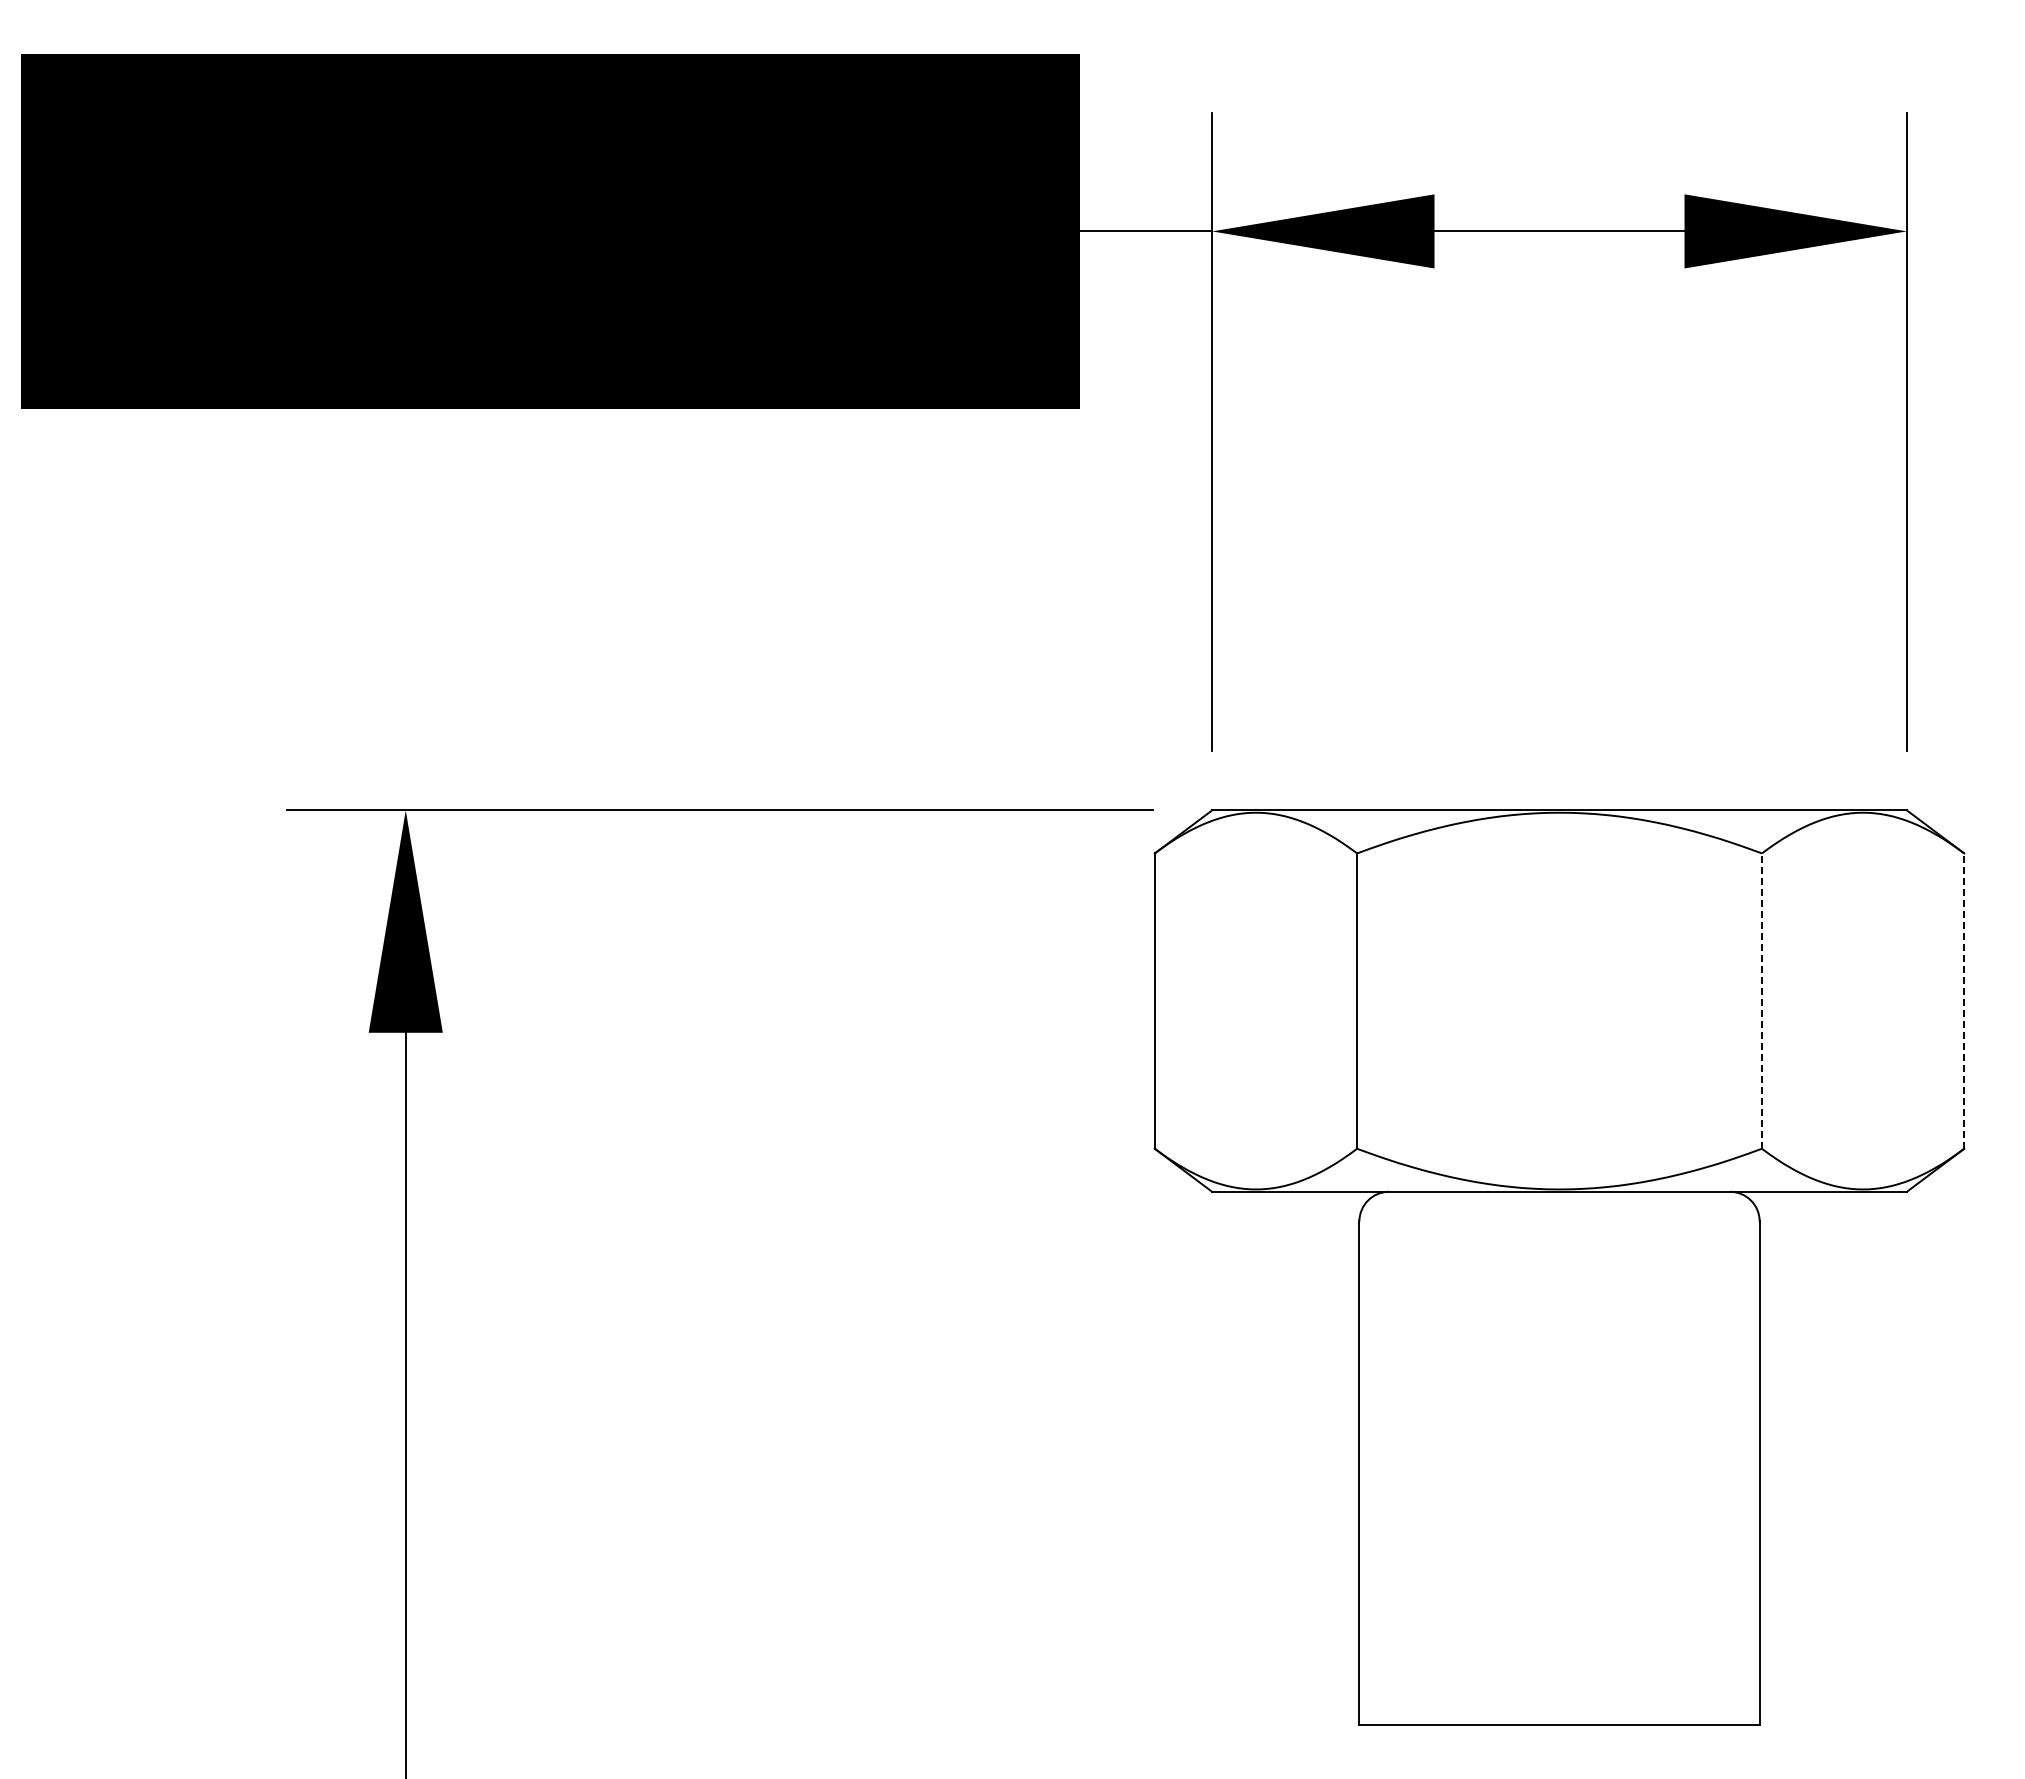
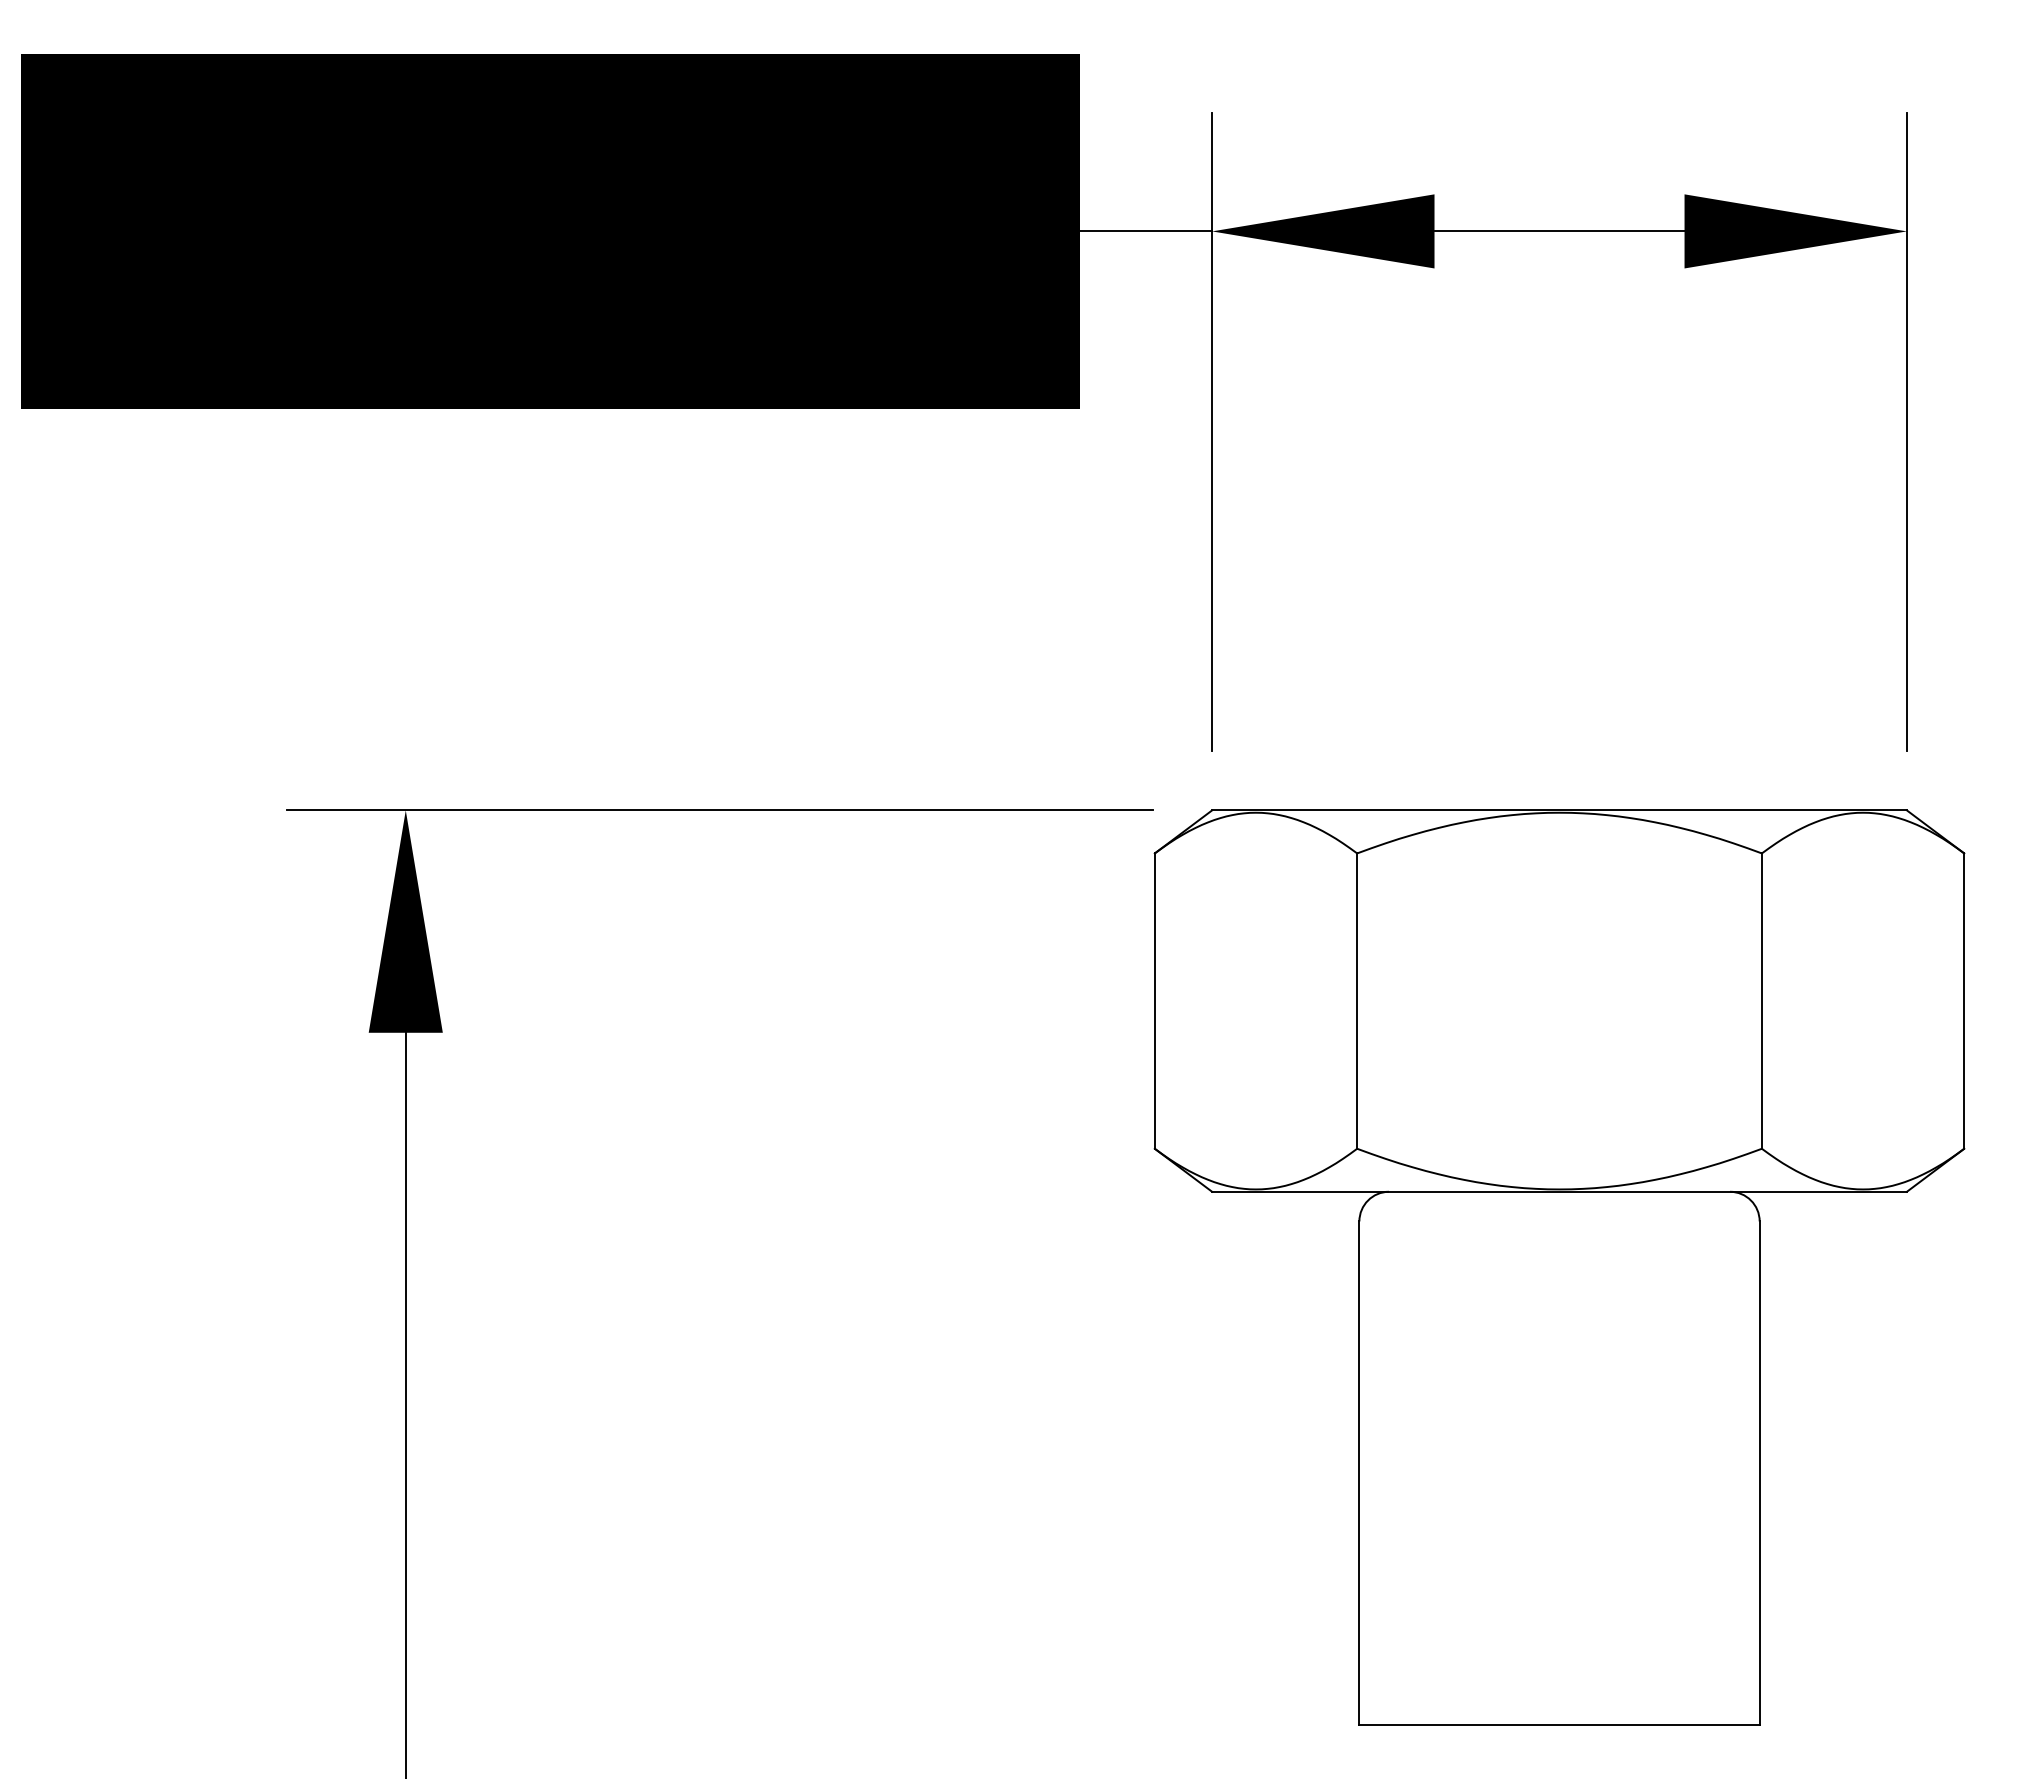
line: dashed -> solid (1761, 1001)
line: dashed -> solid (1964, 1001)
